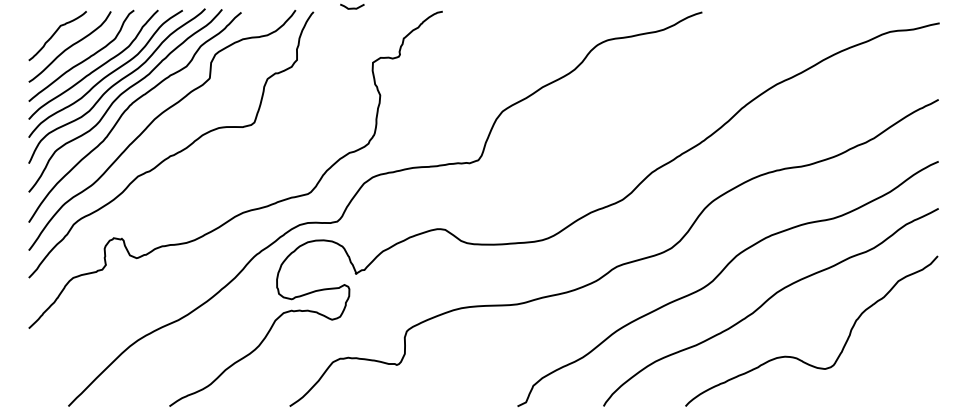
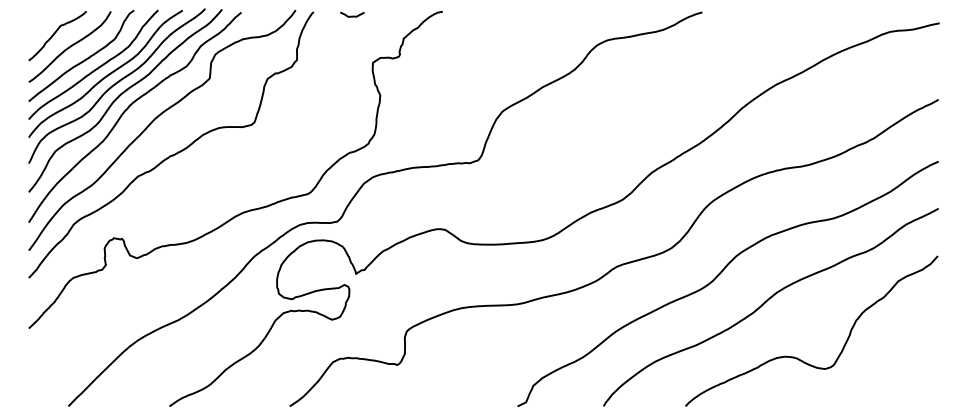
curve position: (352, 7) -> (352, 15) (352, 15)
